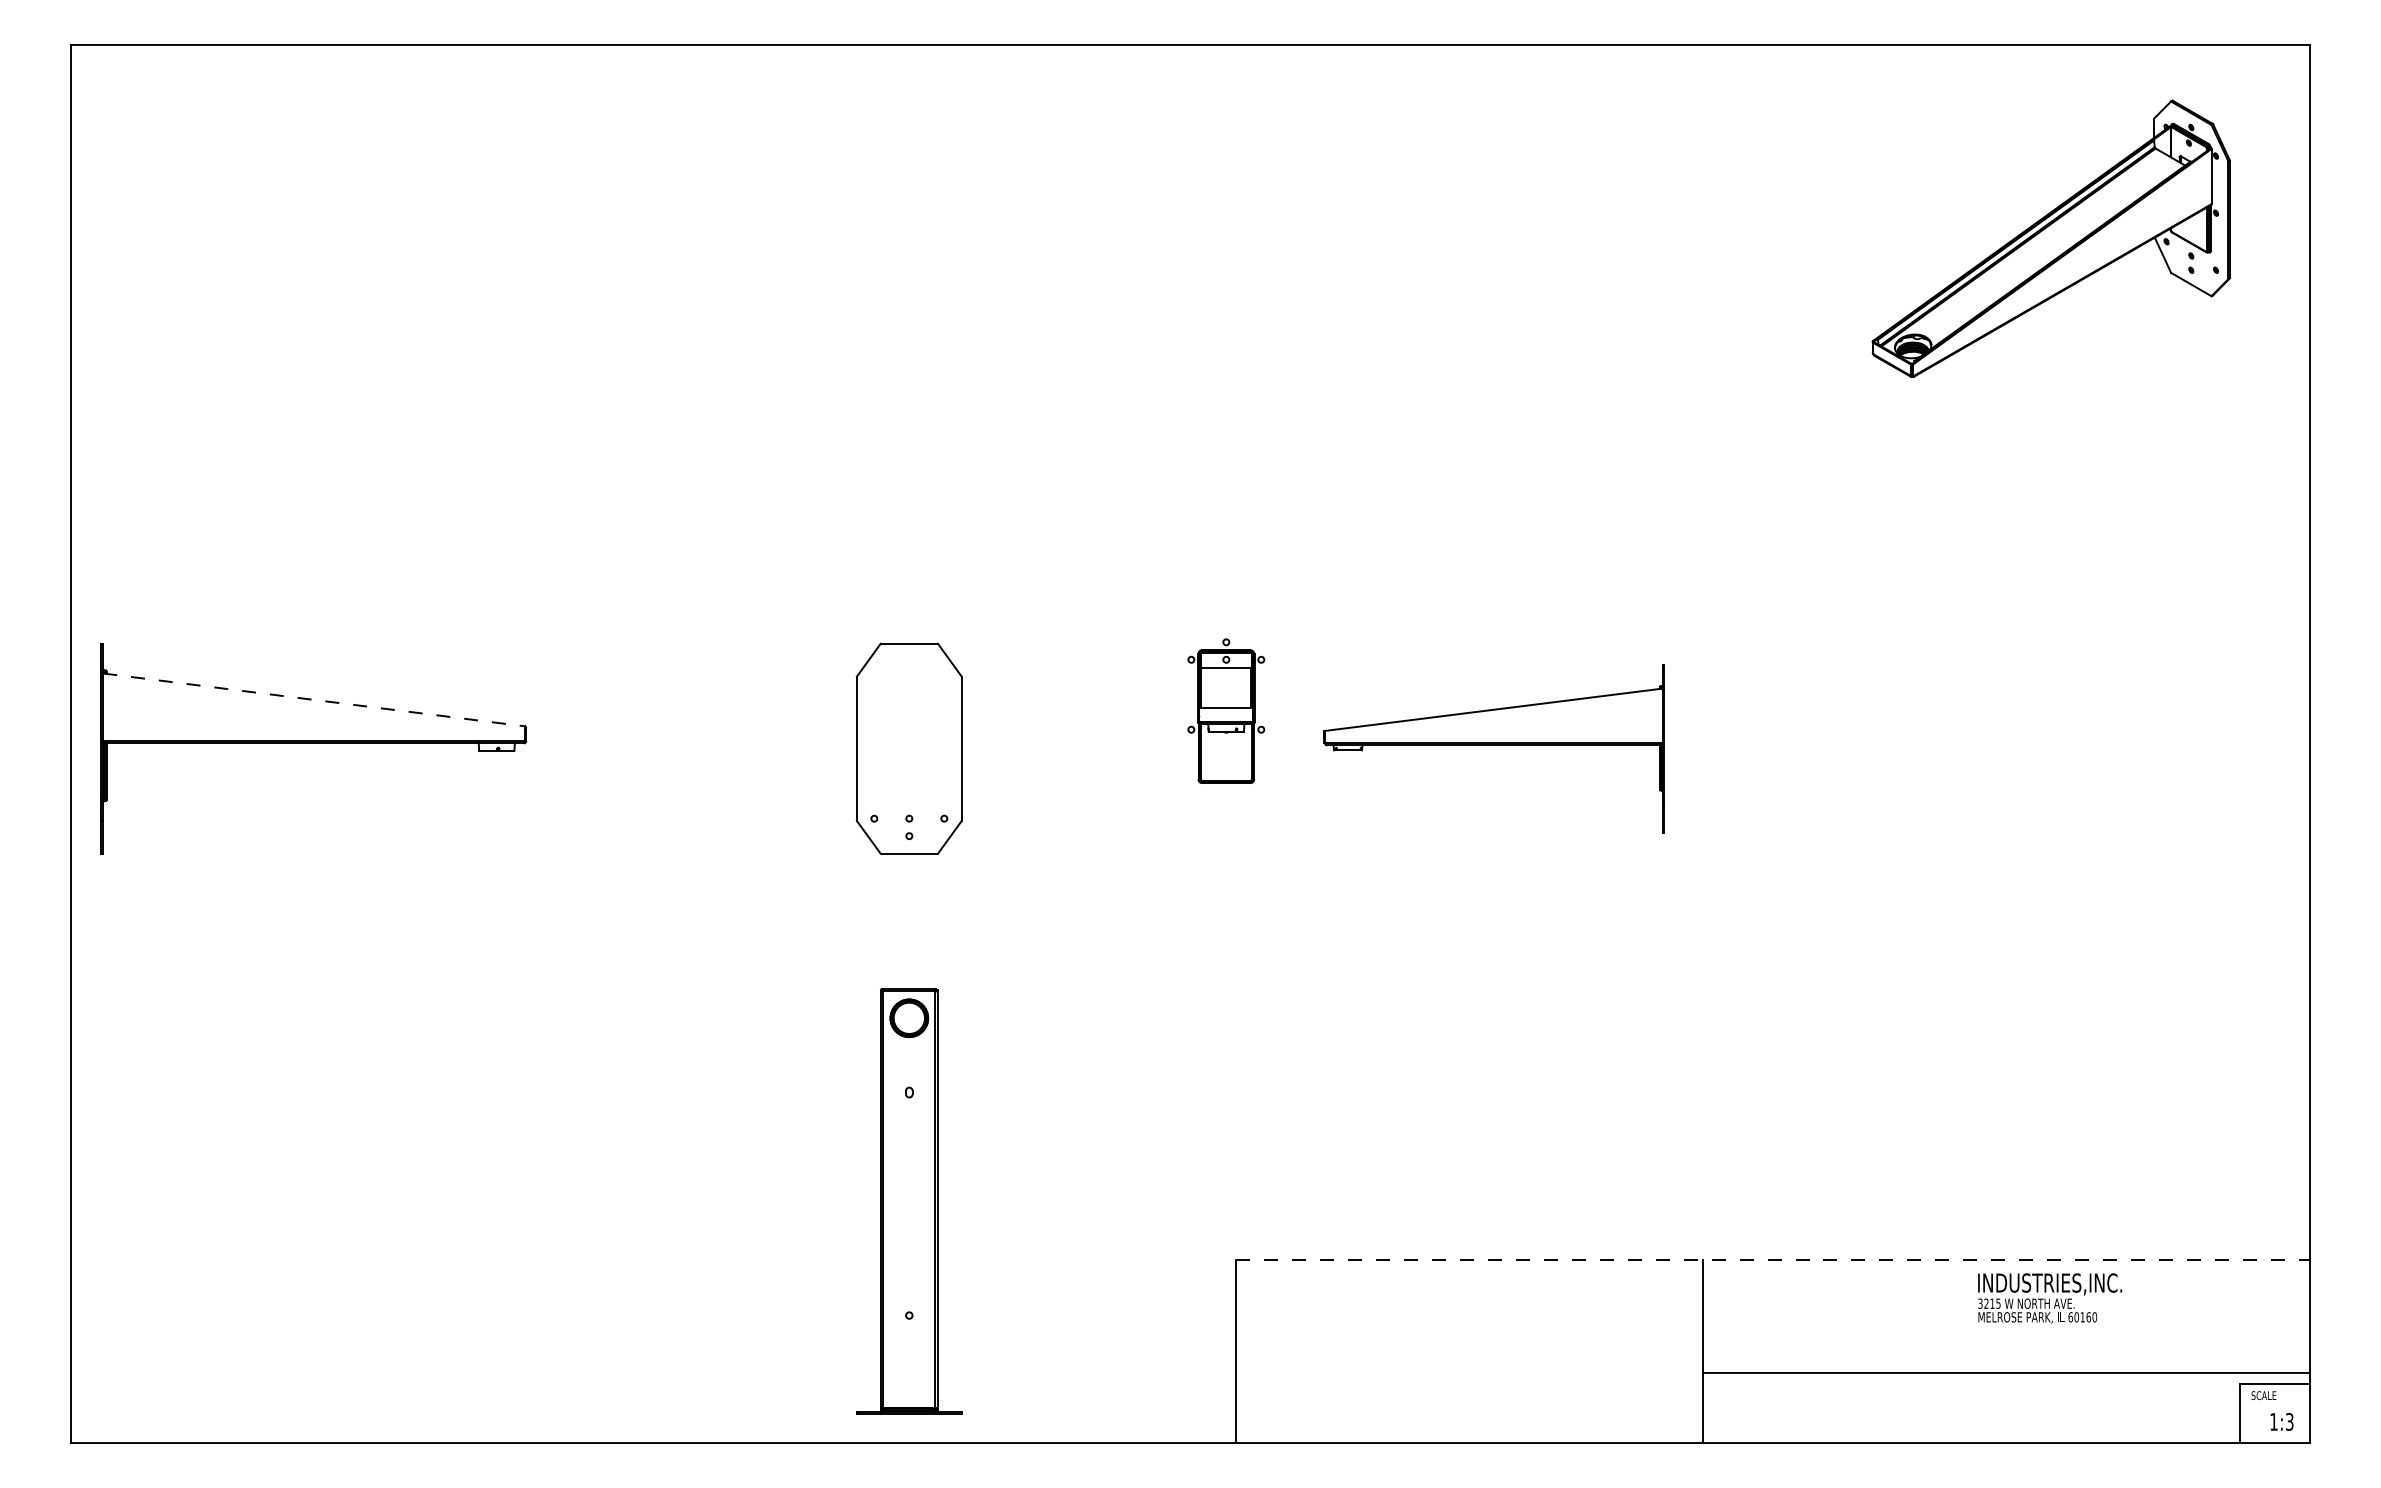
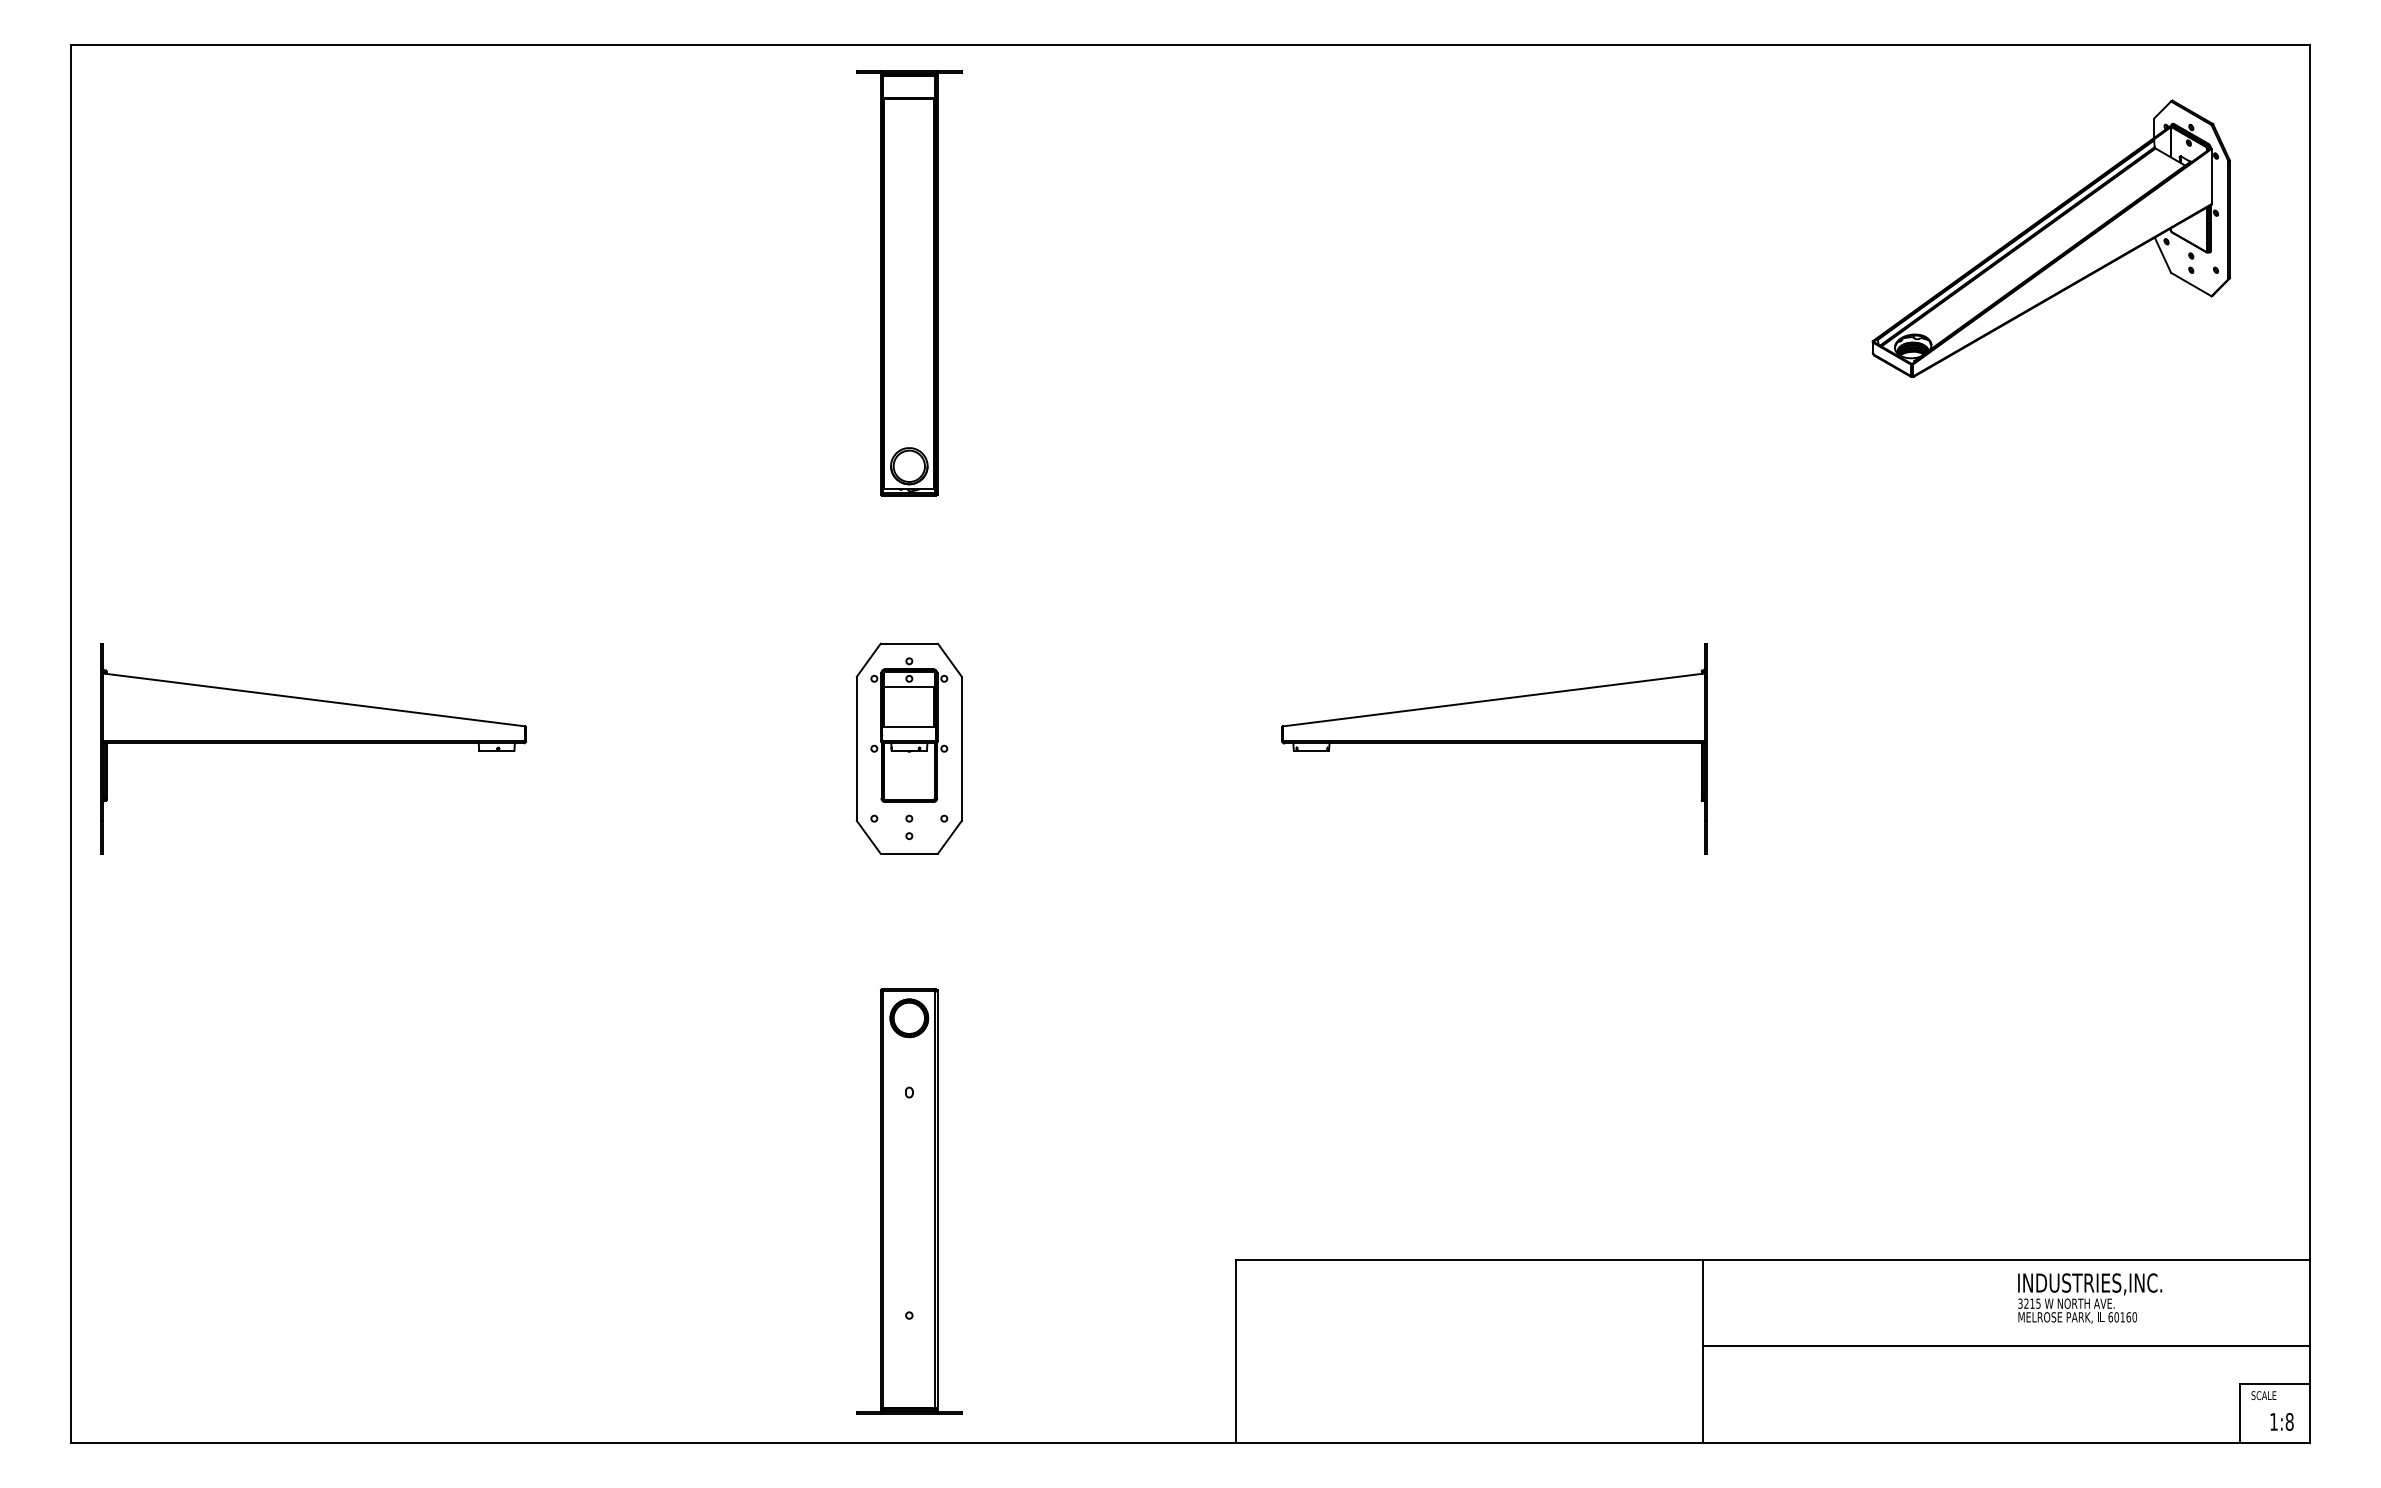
part: none -> present (909, 283)
line: dashed -> solid (314, 699)
part position: (1226, 710) -> (909, 729) (909, 729)
part size: 342x170 px -> 427x212 px (1494, 748)
line: dashed -> solid (1772, 1260)
text position: (2050, 1298) -> (2090, 1298) (2090, 1298)
line position: (2006, 1372) -> (2006, 1345) (2006, 1345)
text: 1:3 -> 1:8 (2289, 1421)
